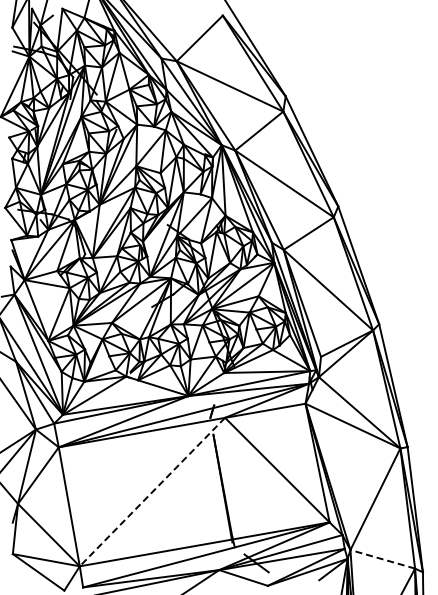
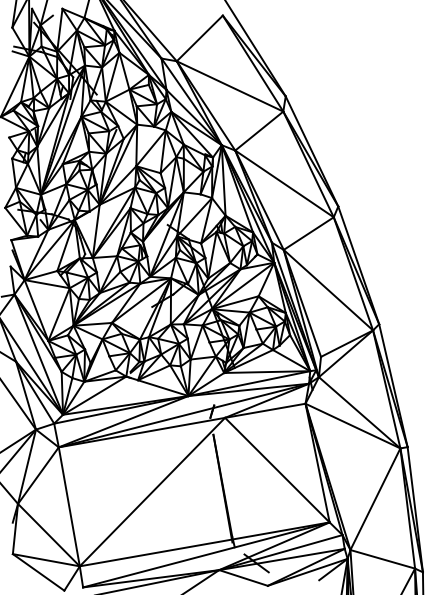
line: dashed -> solid (152, 492)
line: dashed -> solid (382, 559)
